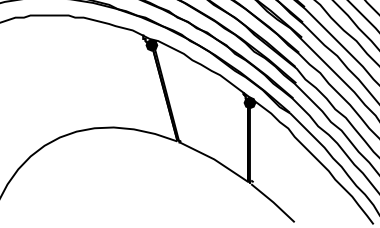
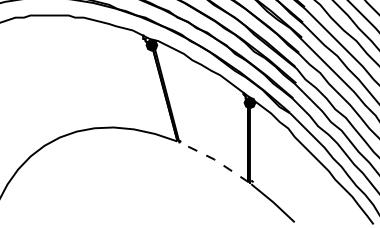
line: solid -> dashed (215, 159)
